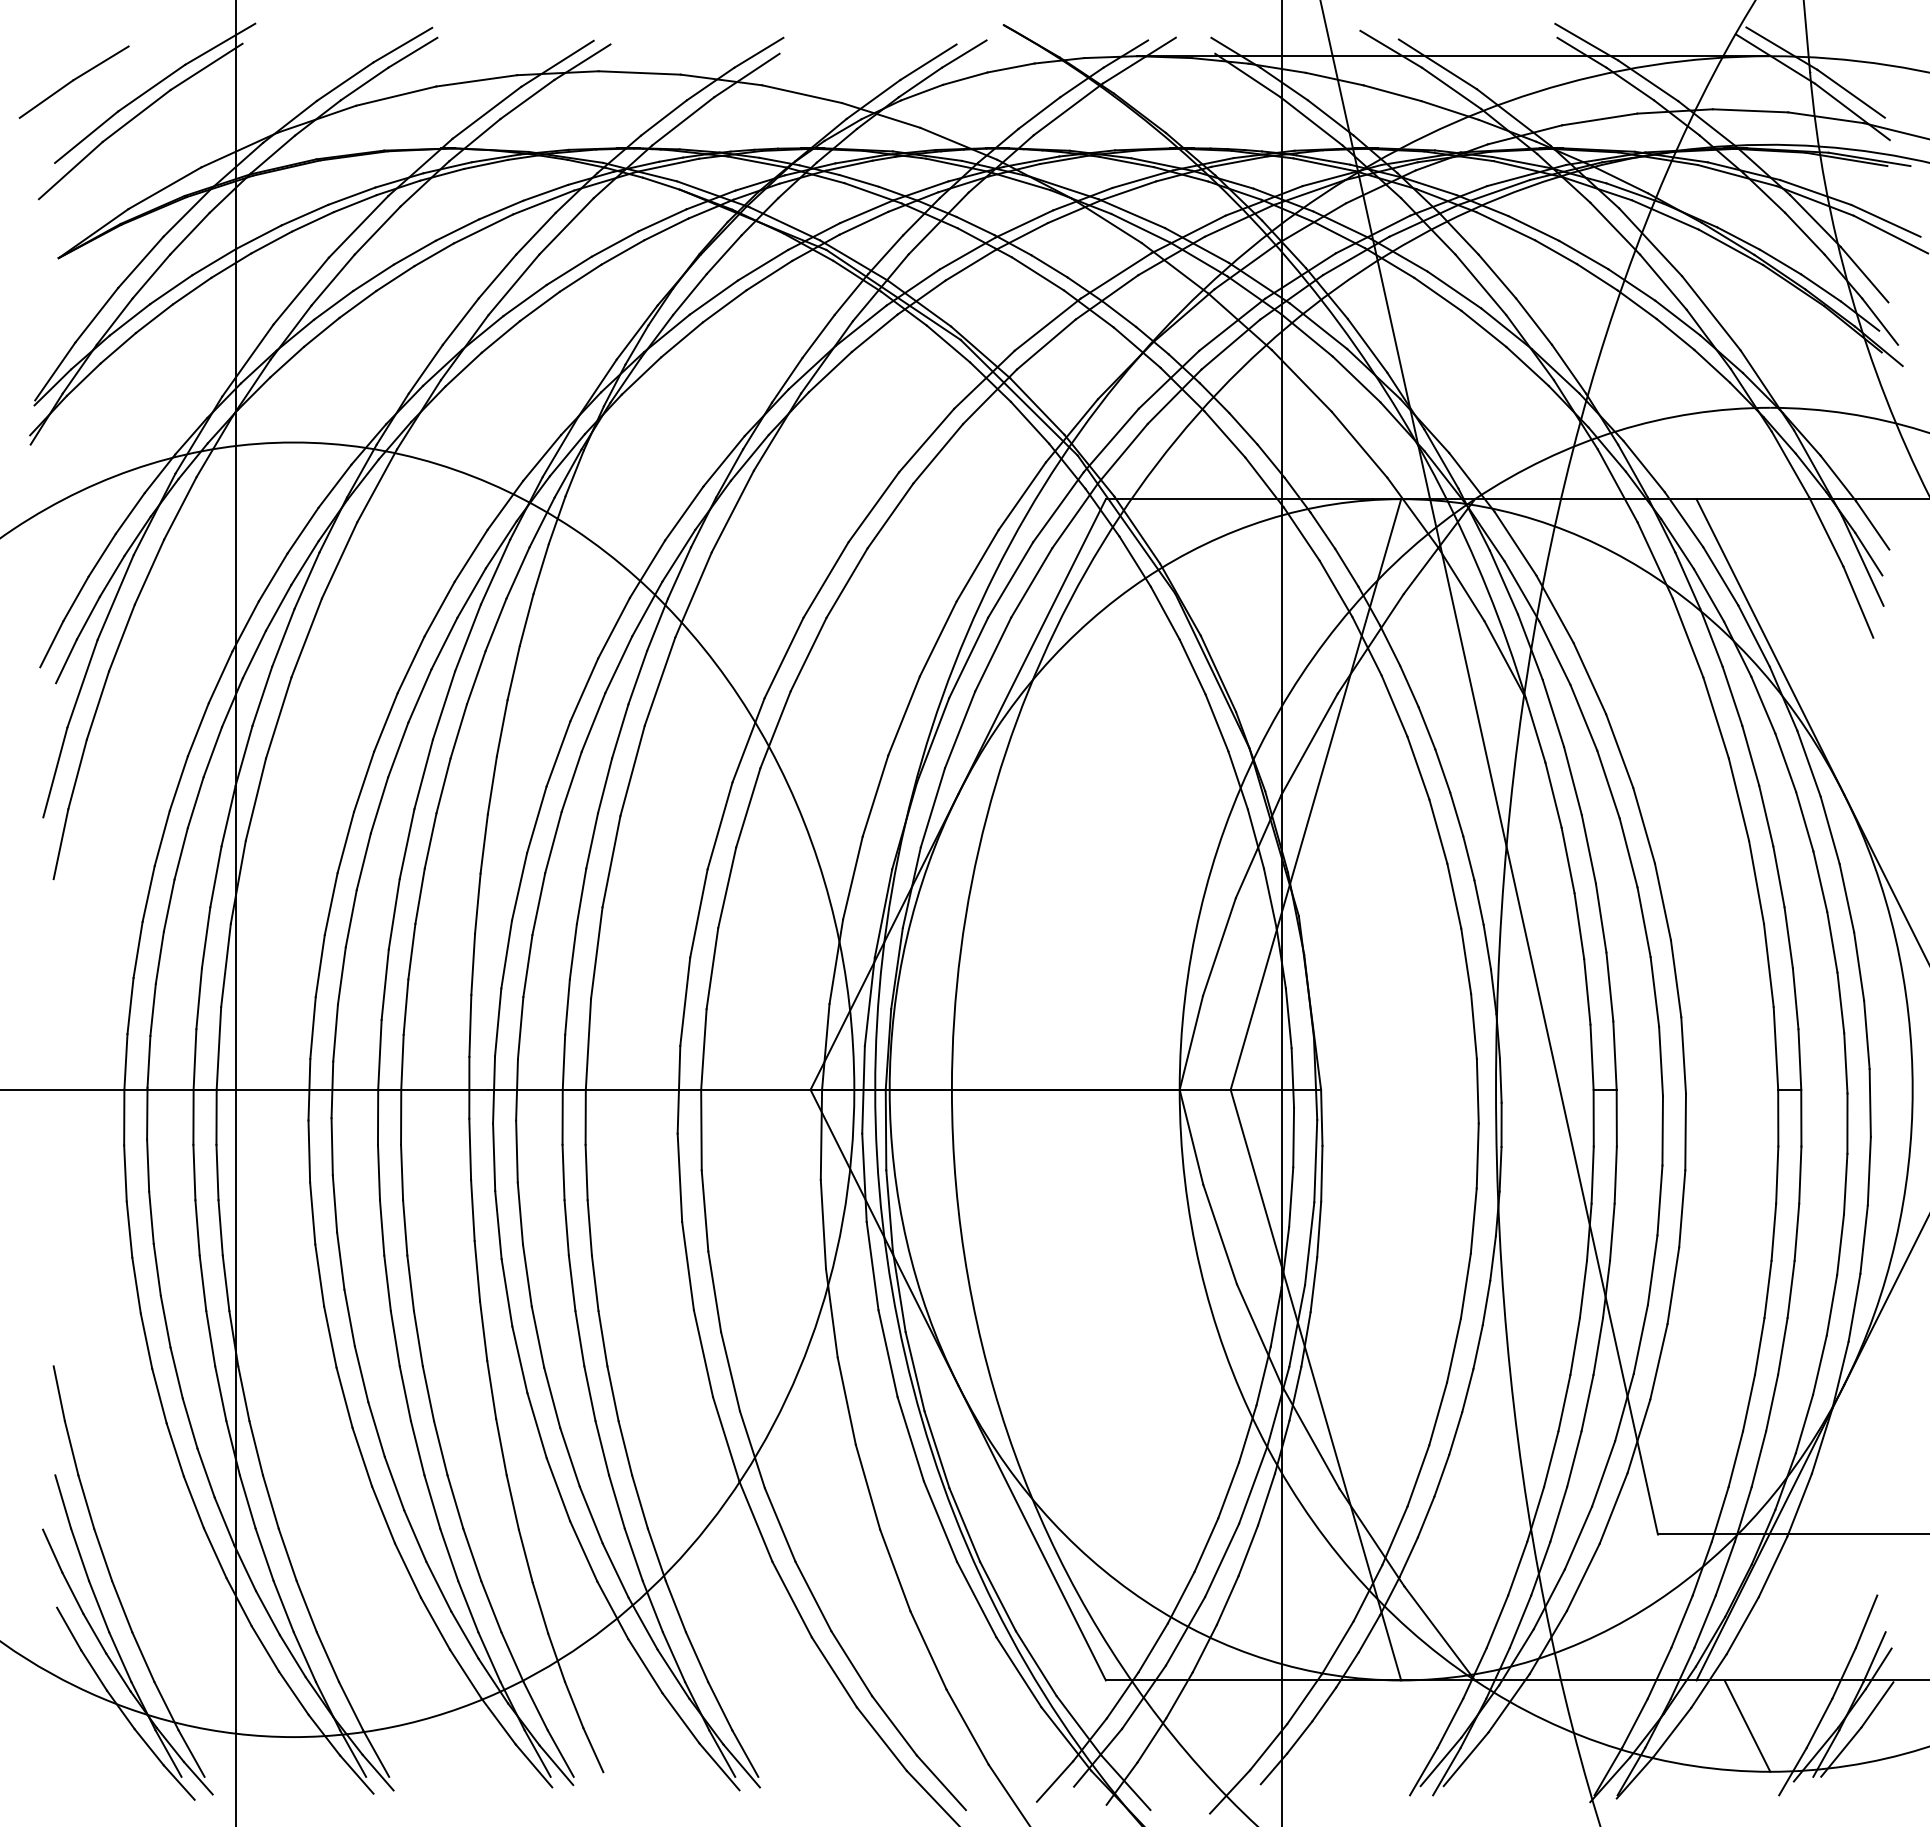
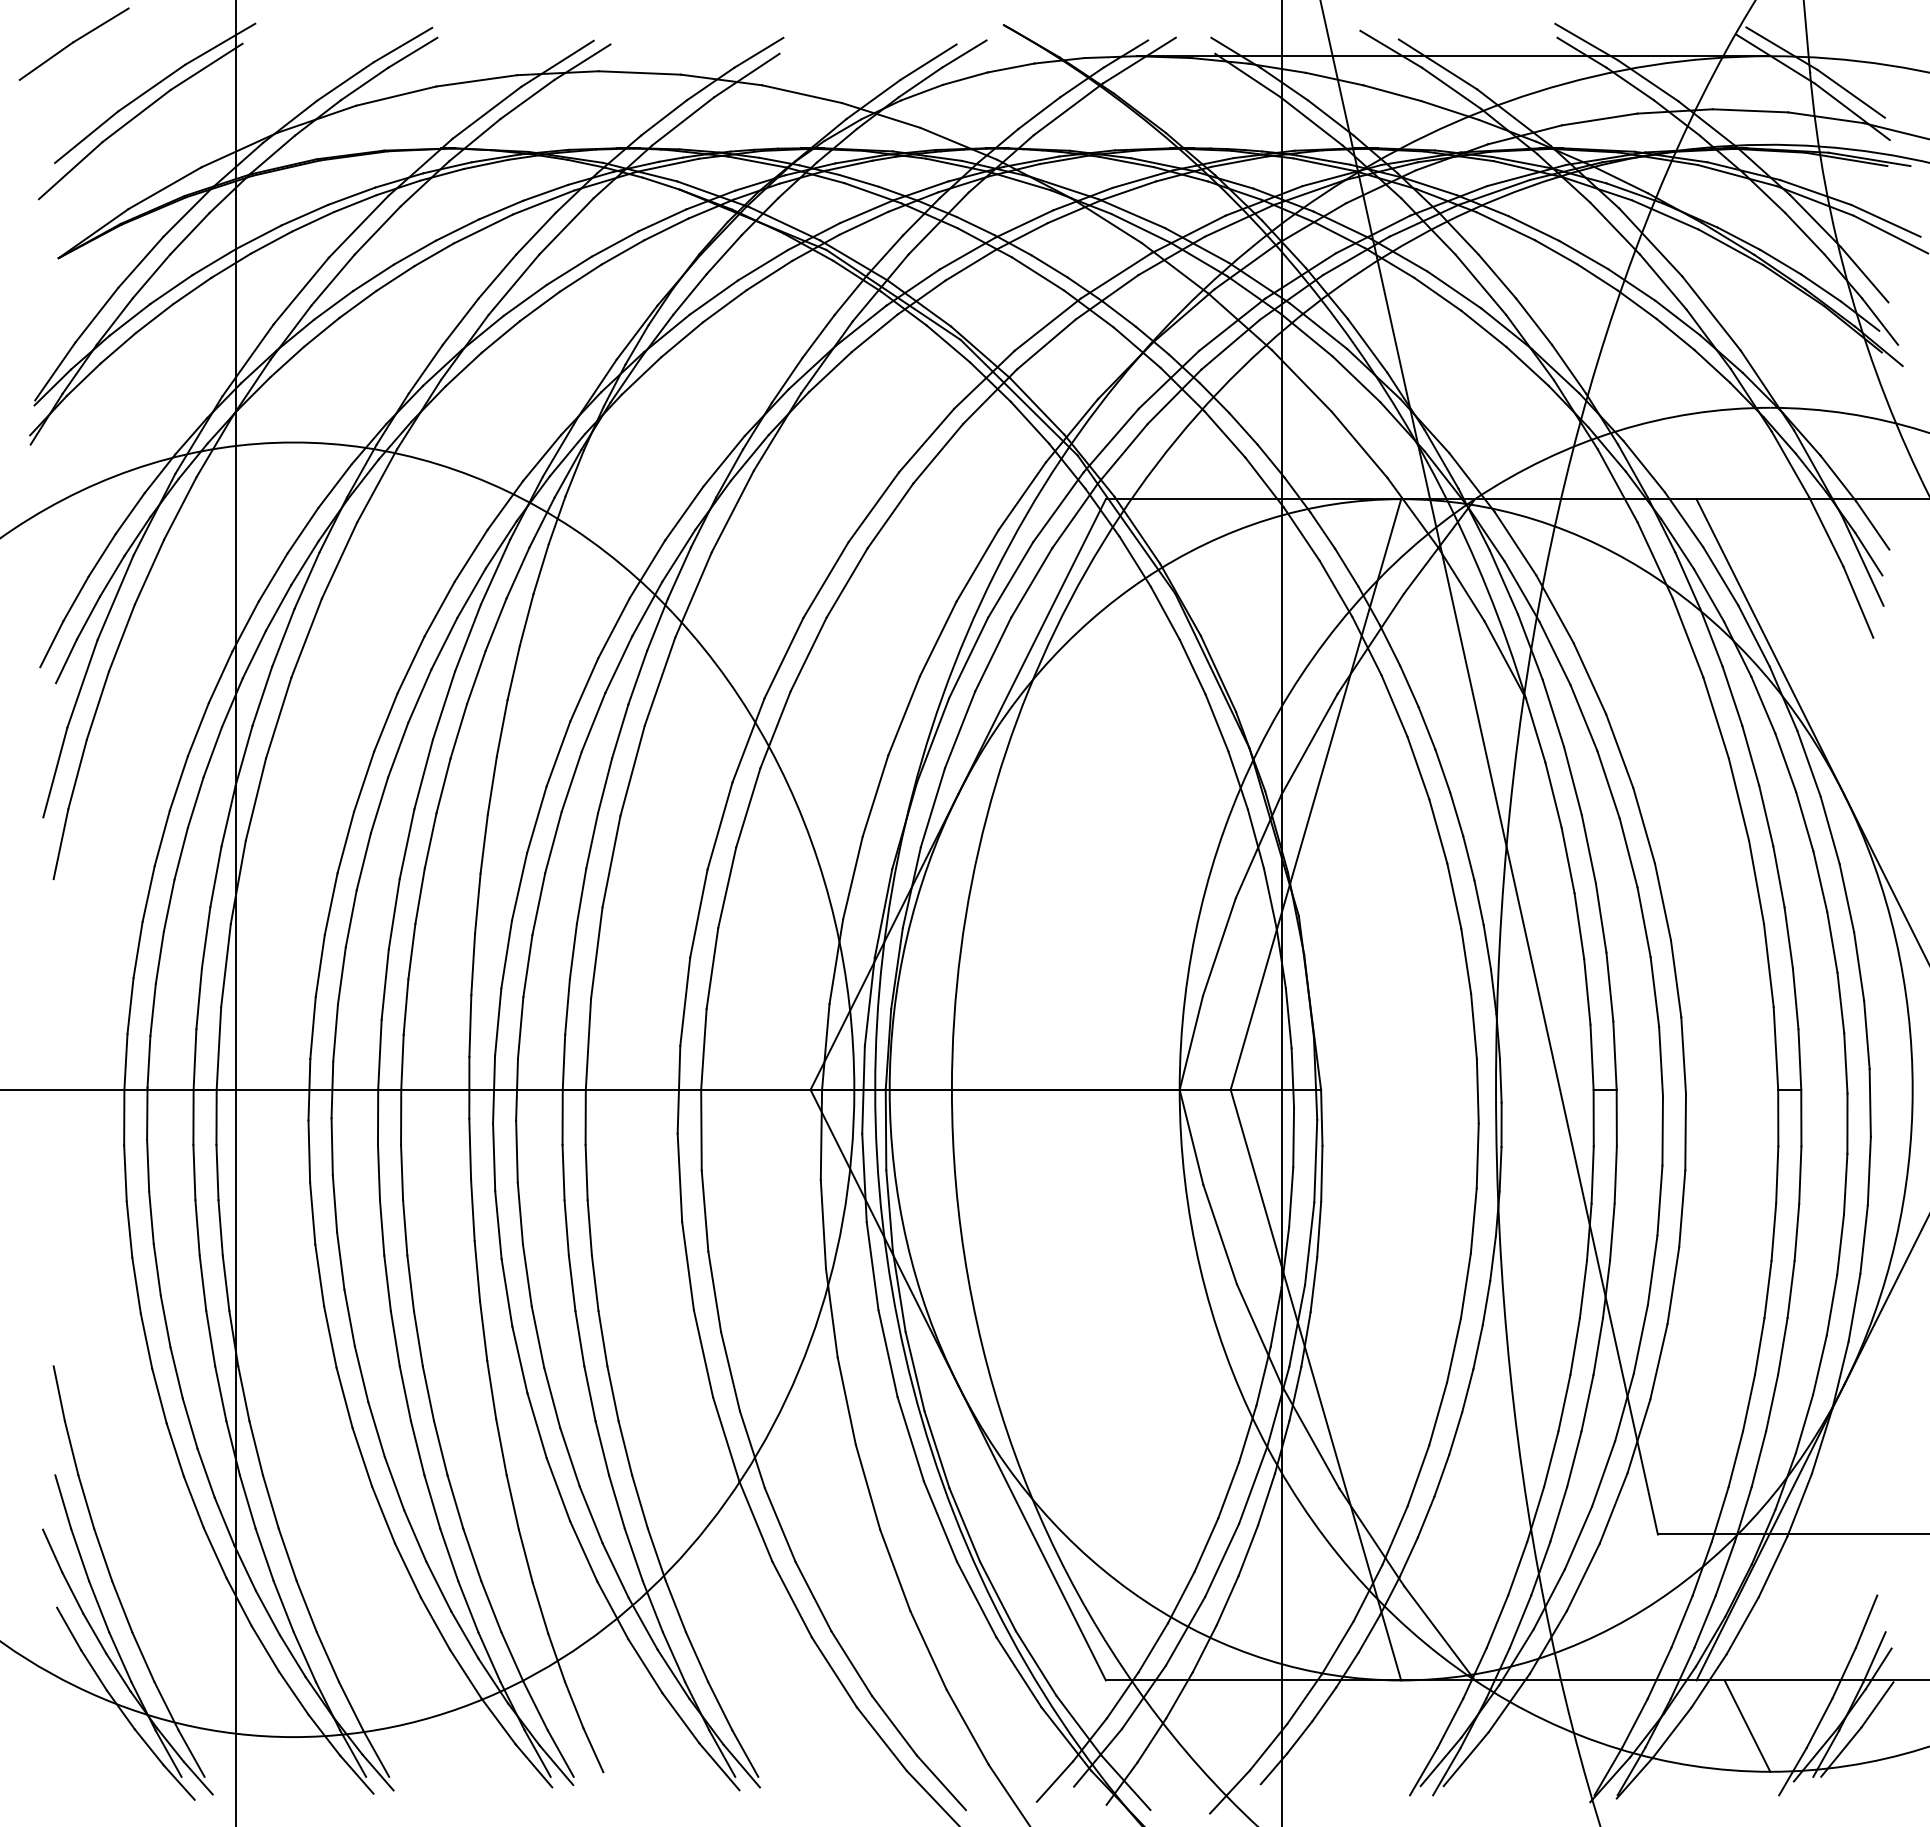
part position: (73, 81) -> (73, 43) (73, 43)
